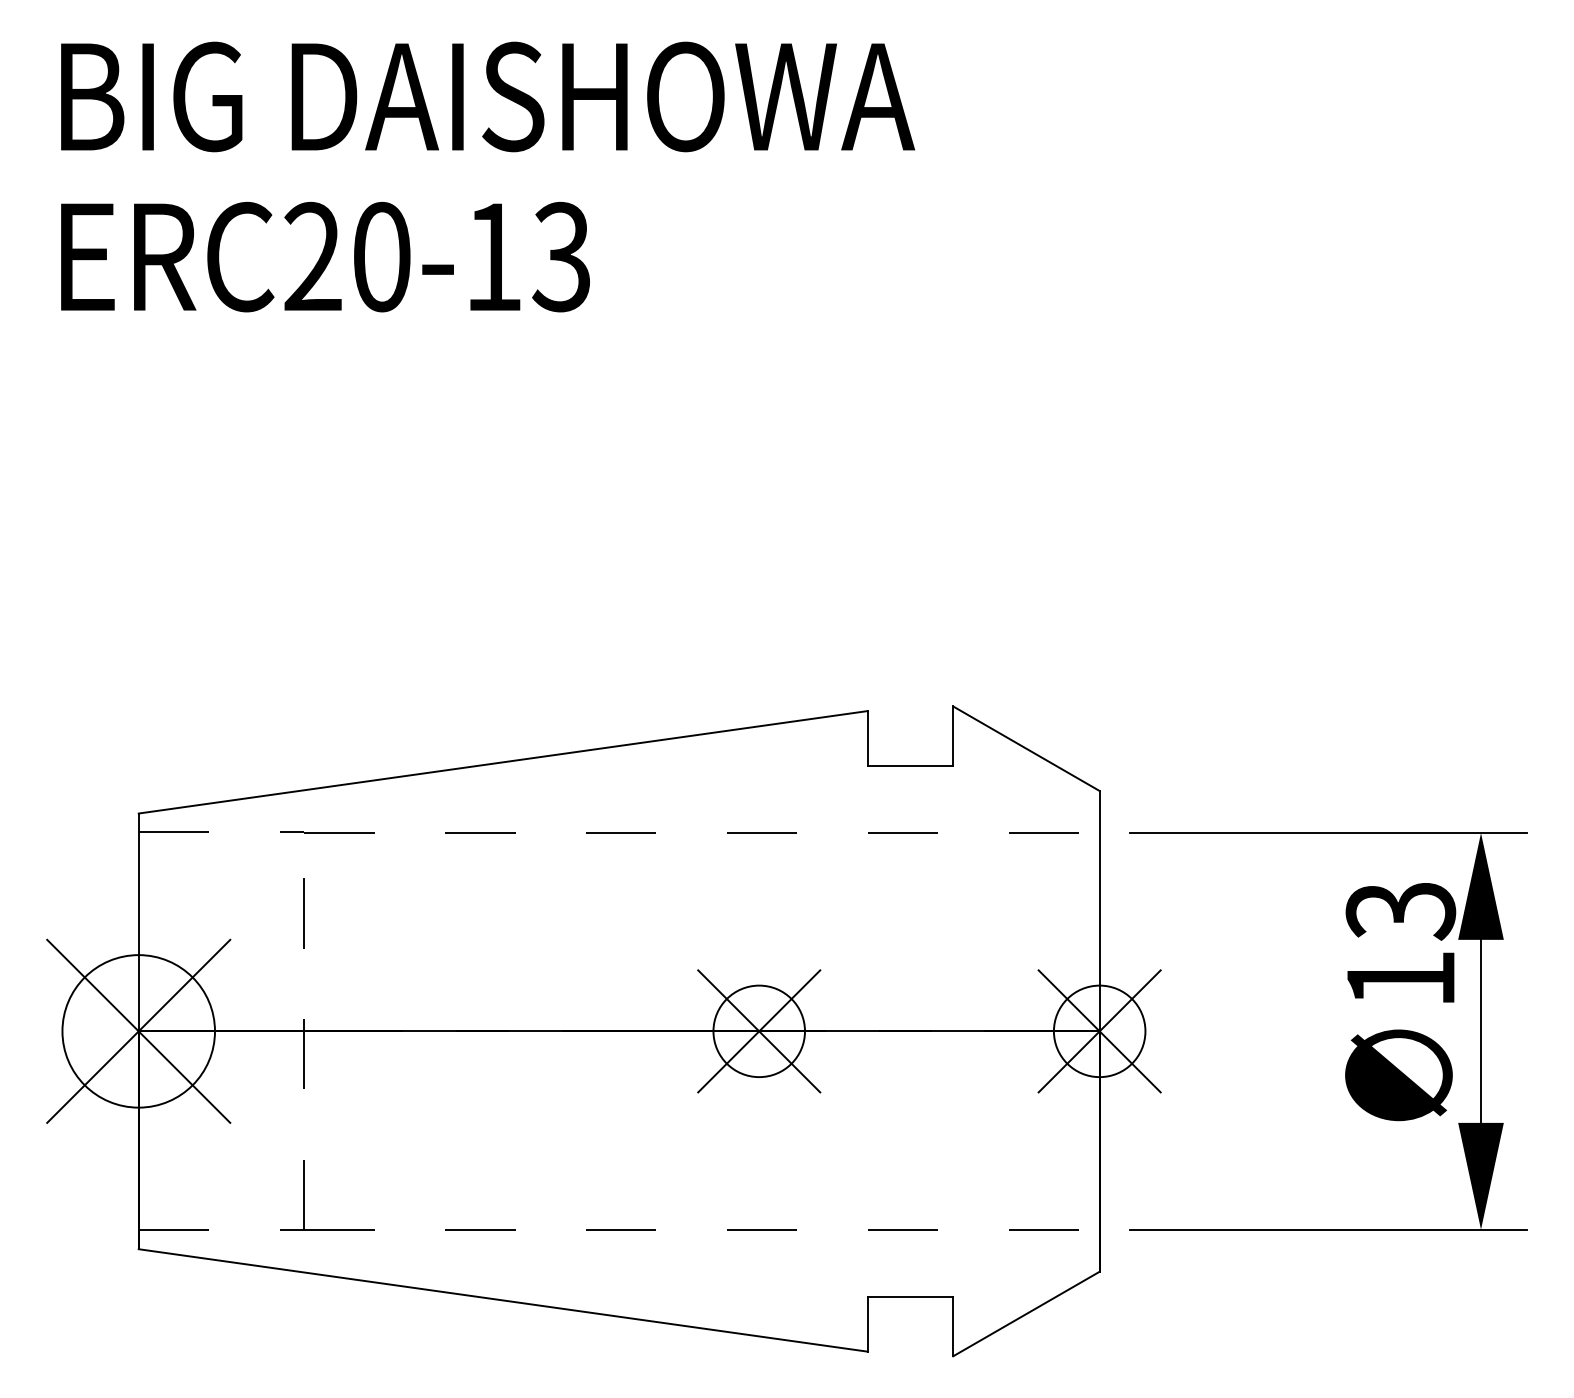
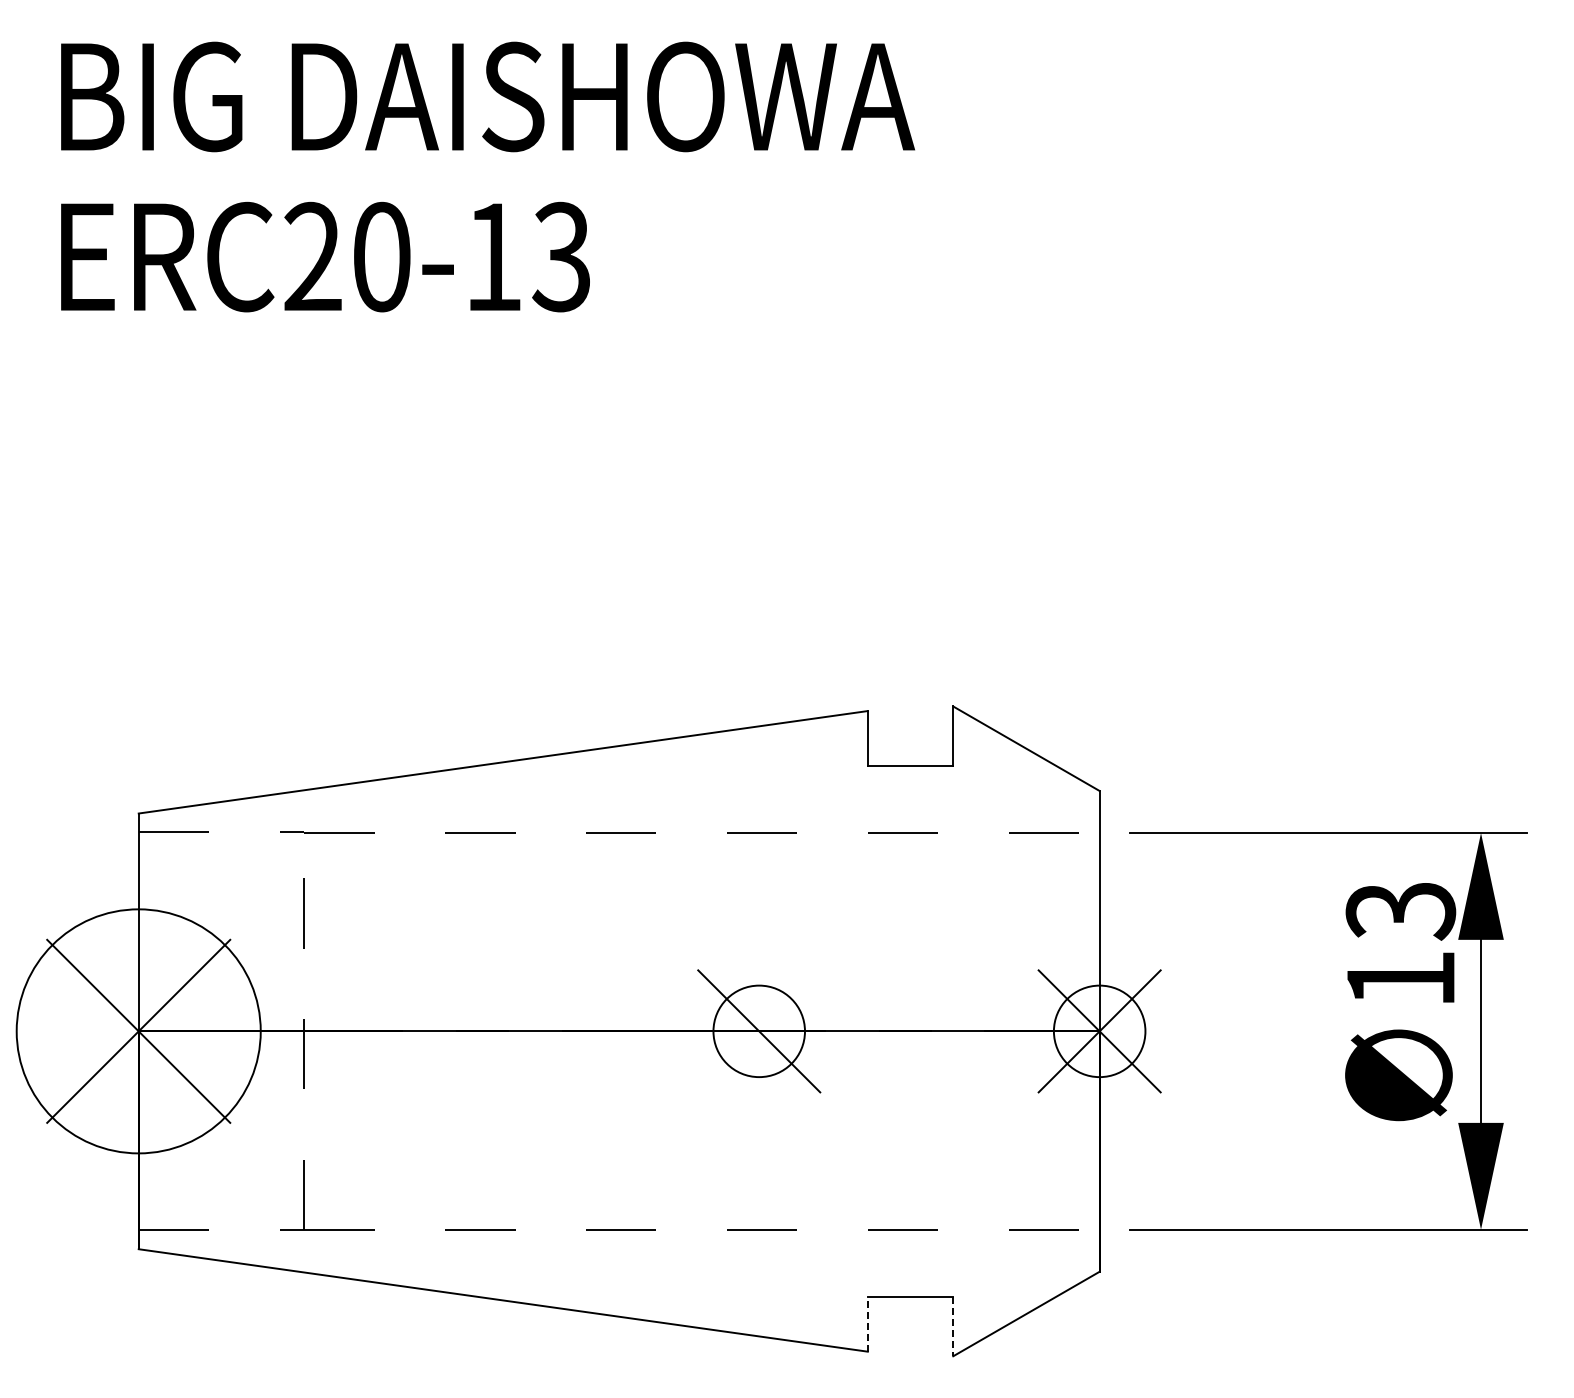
circle diameter: 153 px -> 244 px (138, 1031)
line: present -> none (759, 1031)
line: solid -> dashed (867, 1323)
line: solid -> dashed (953, 1326)
